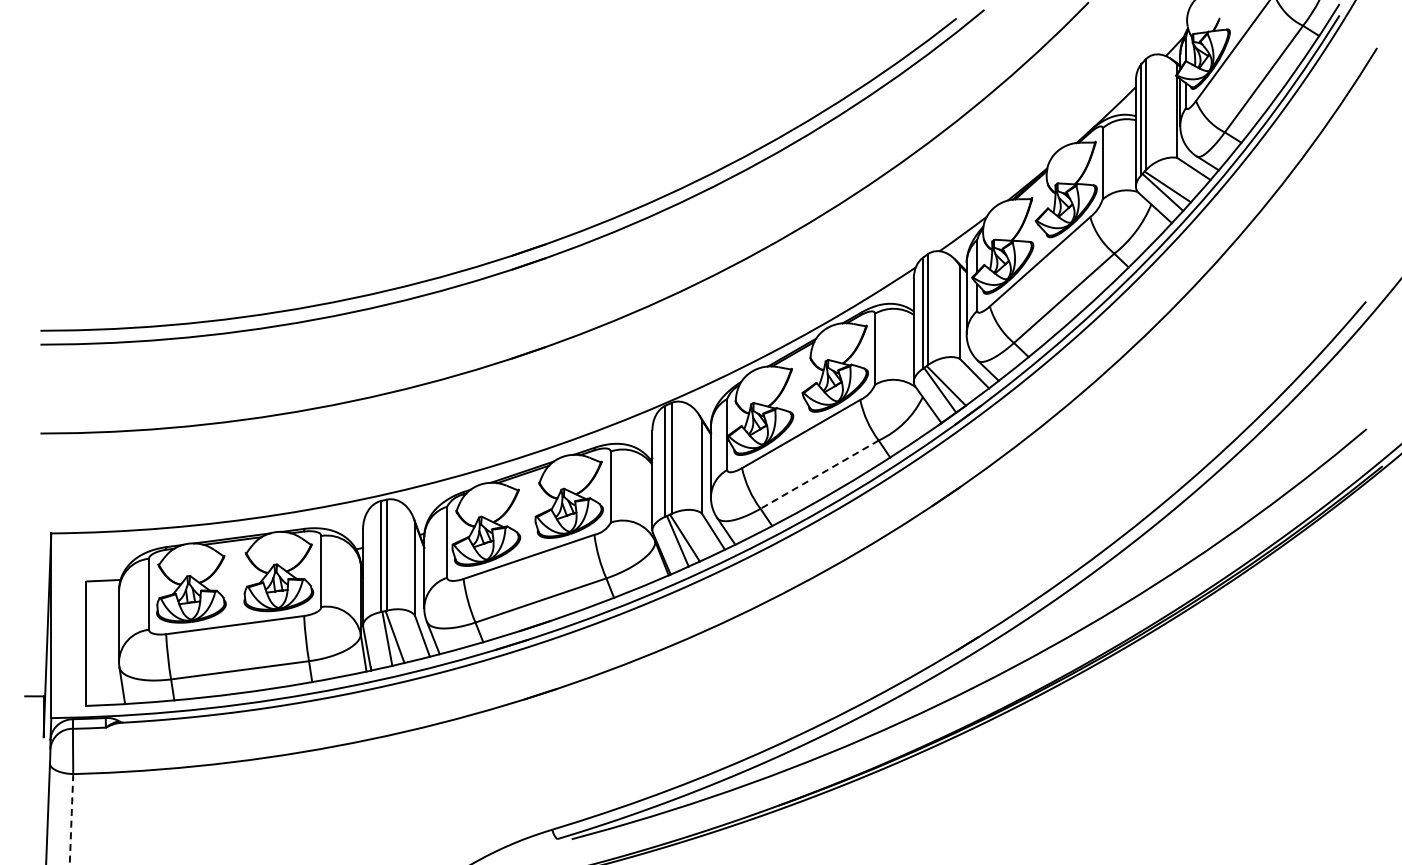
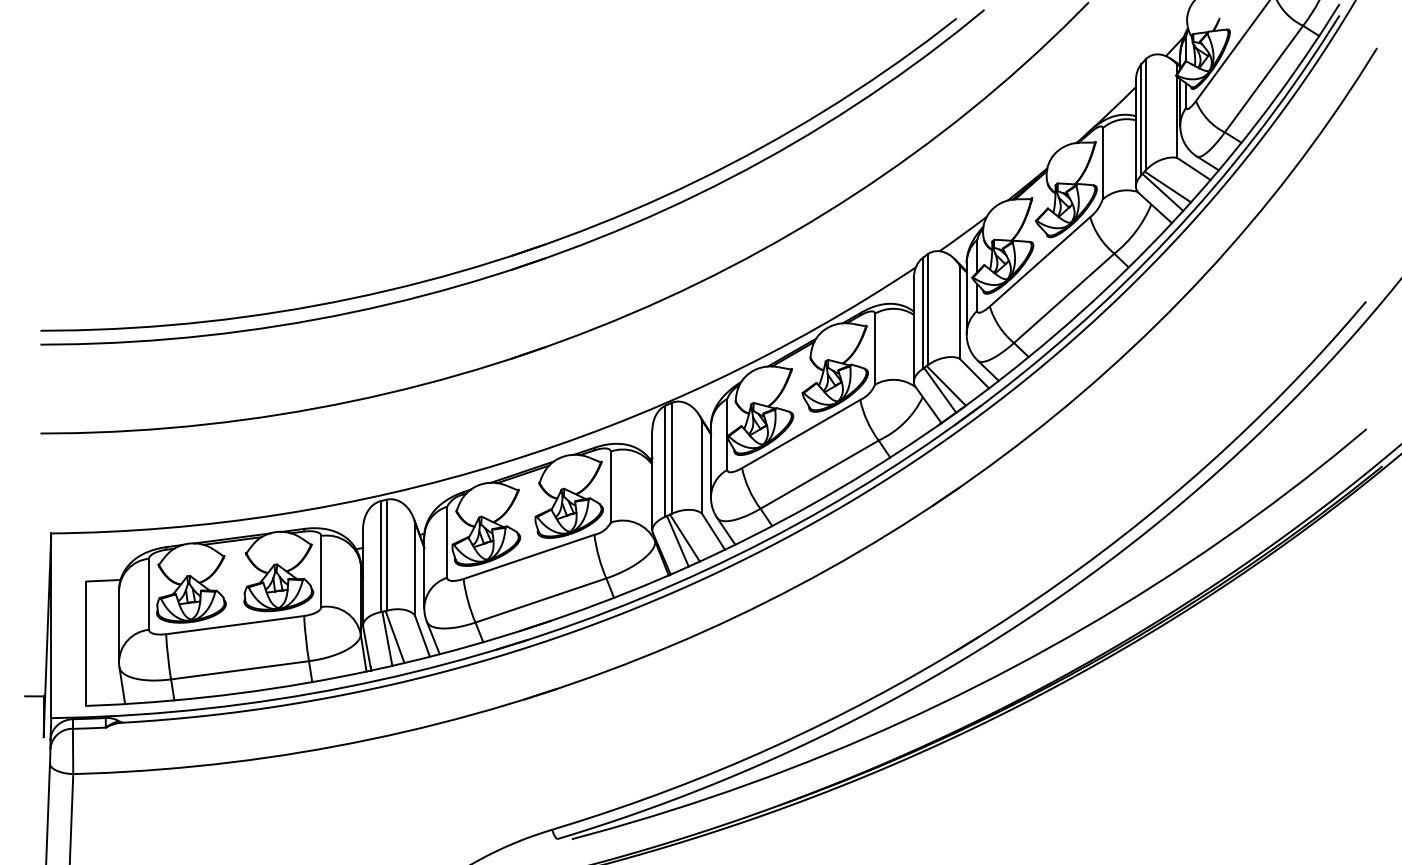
line: dashed -> solid (819, 474)
line: dashed -> solid (71, 818)
